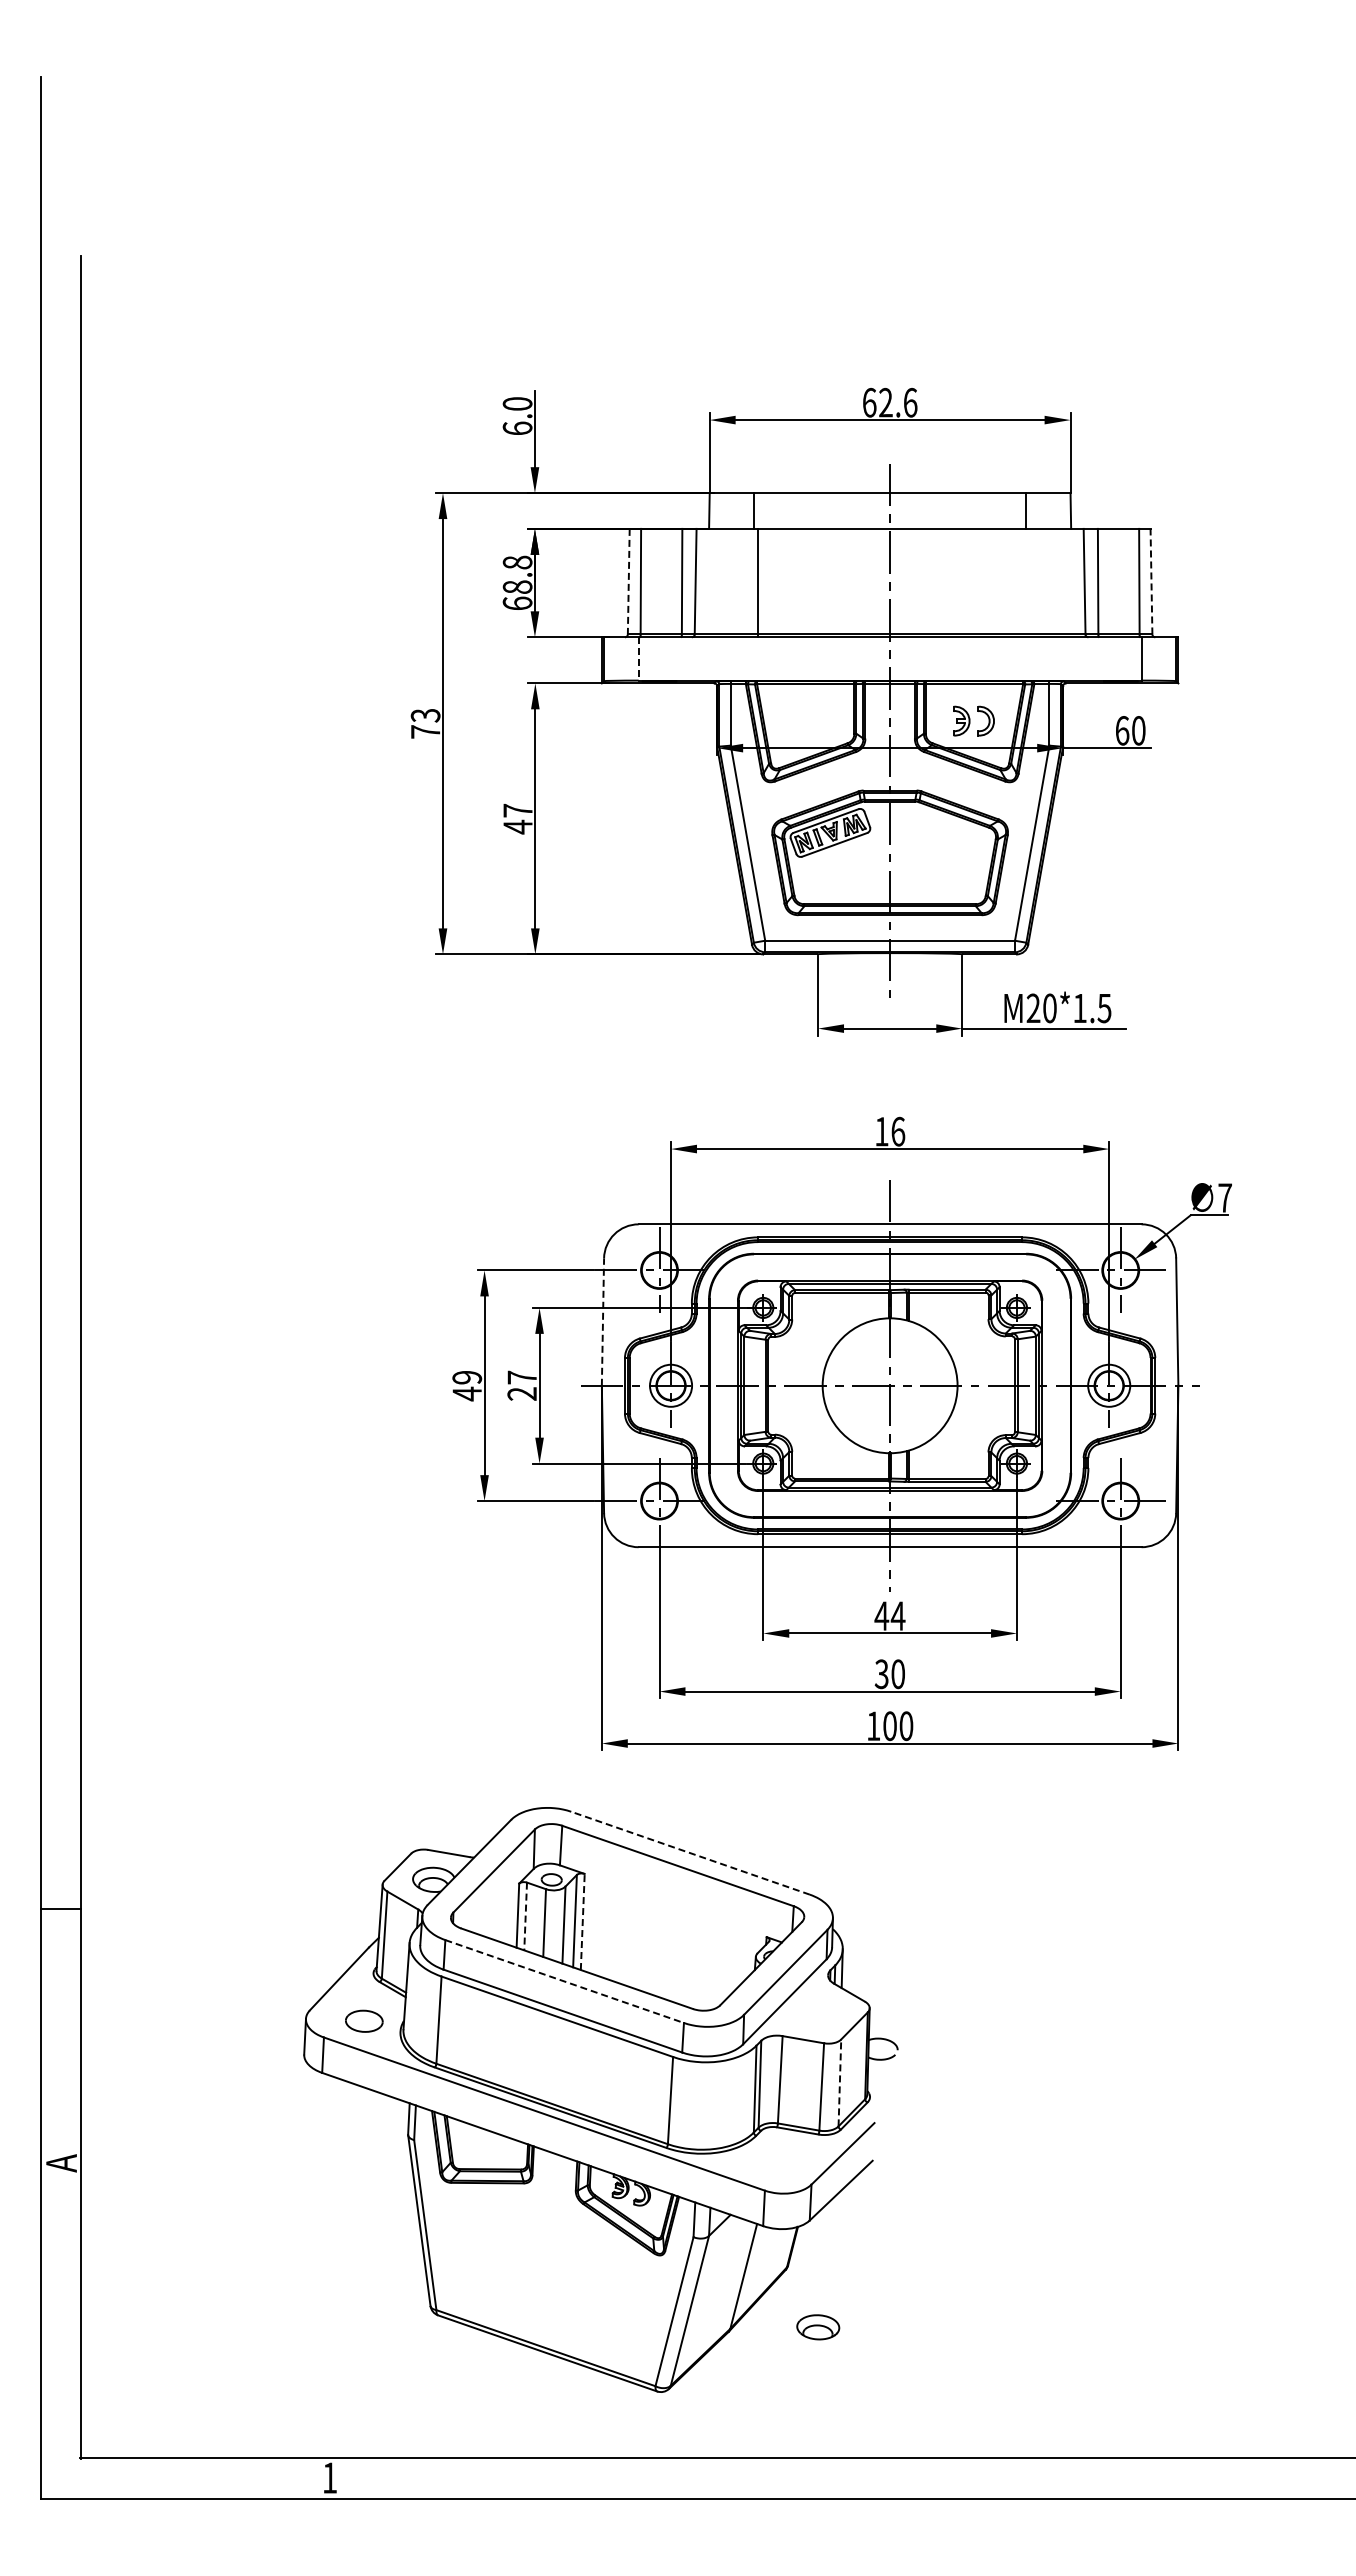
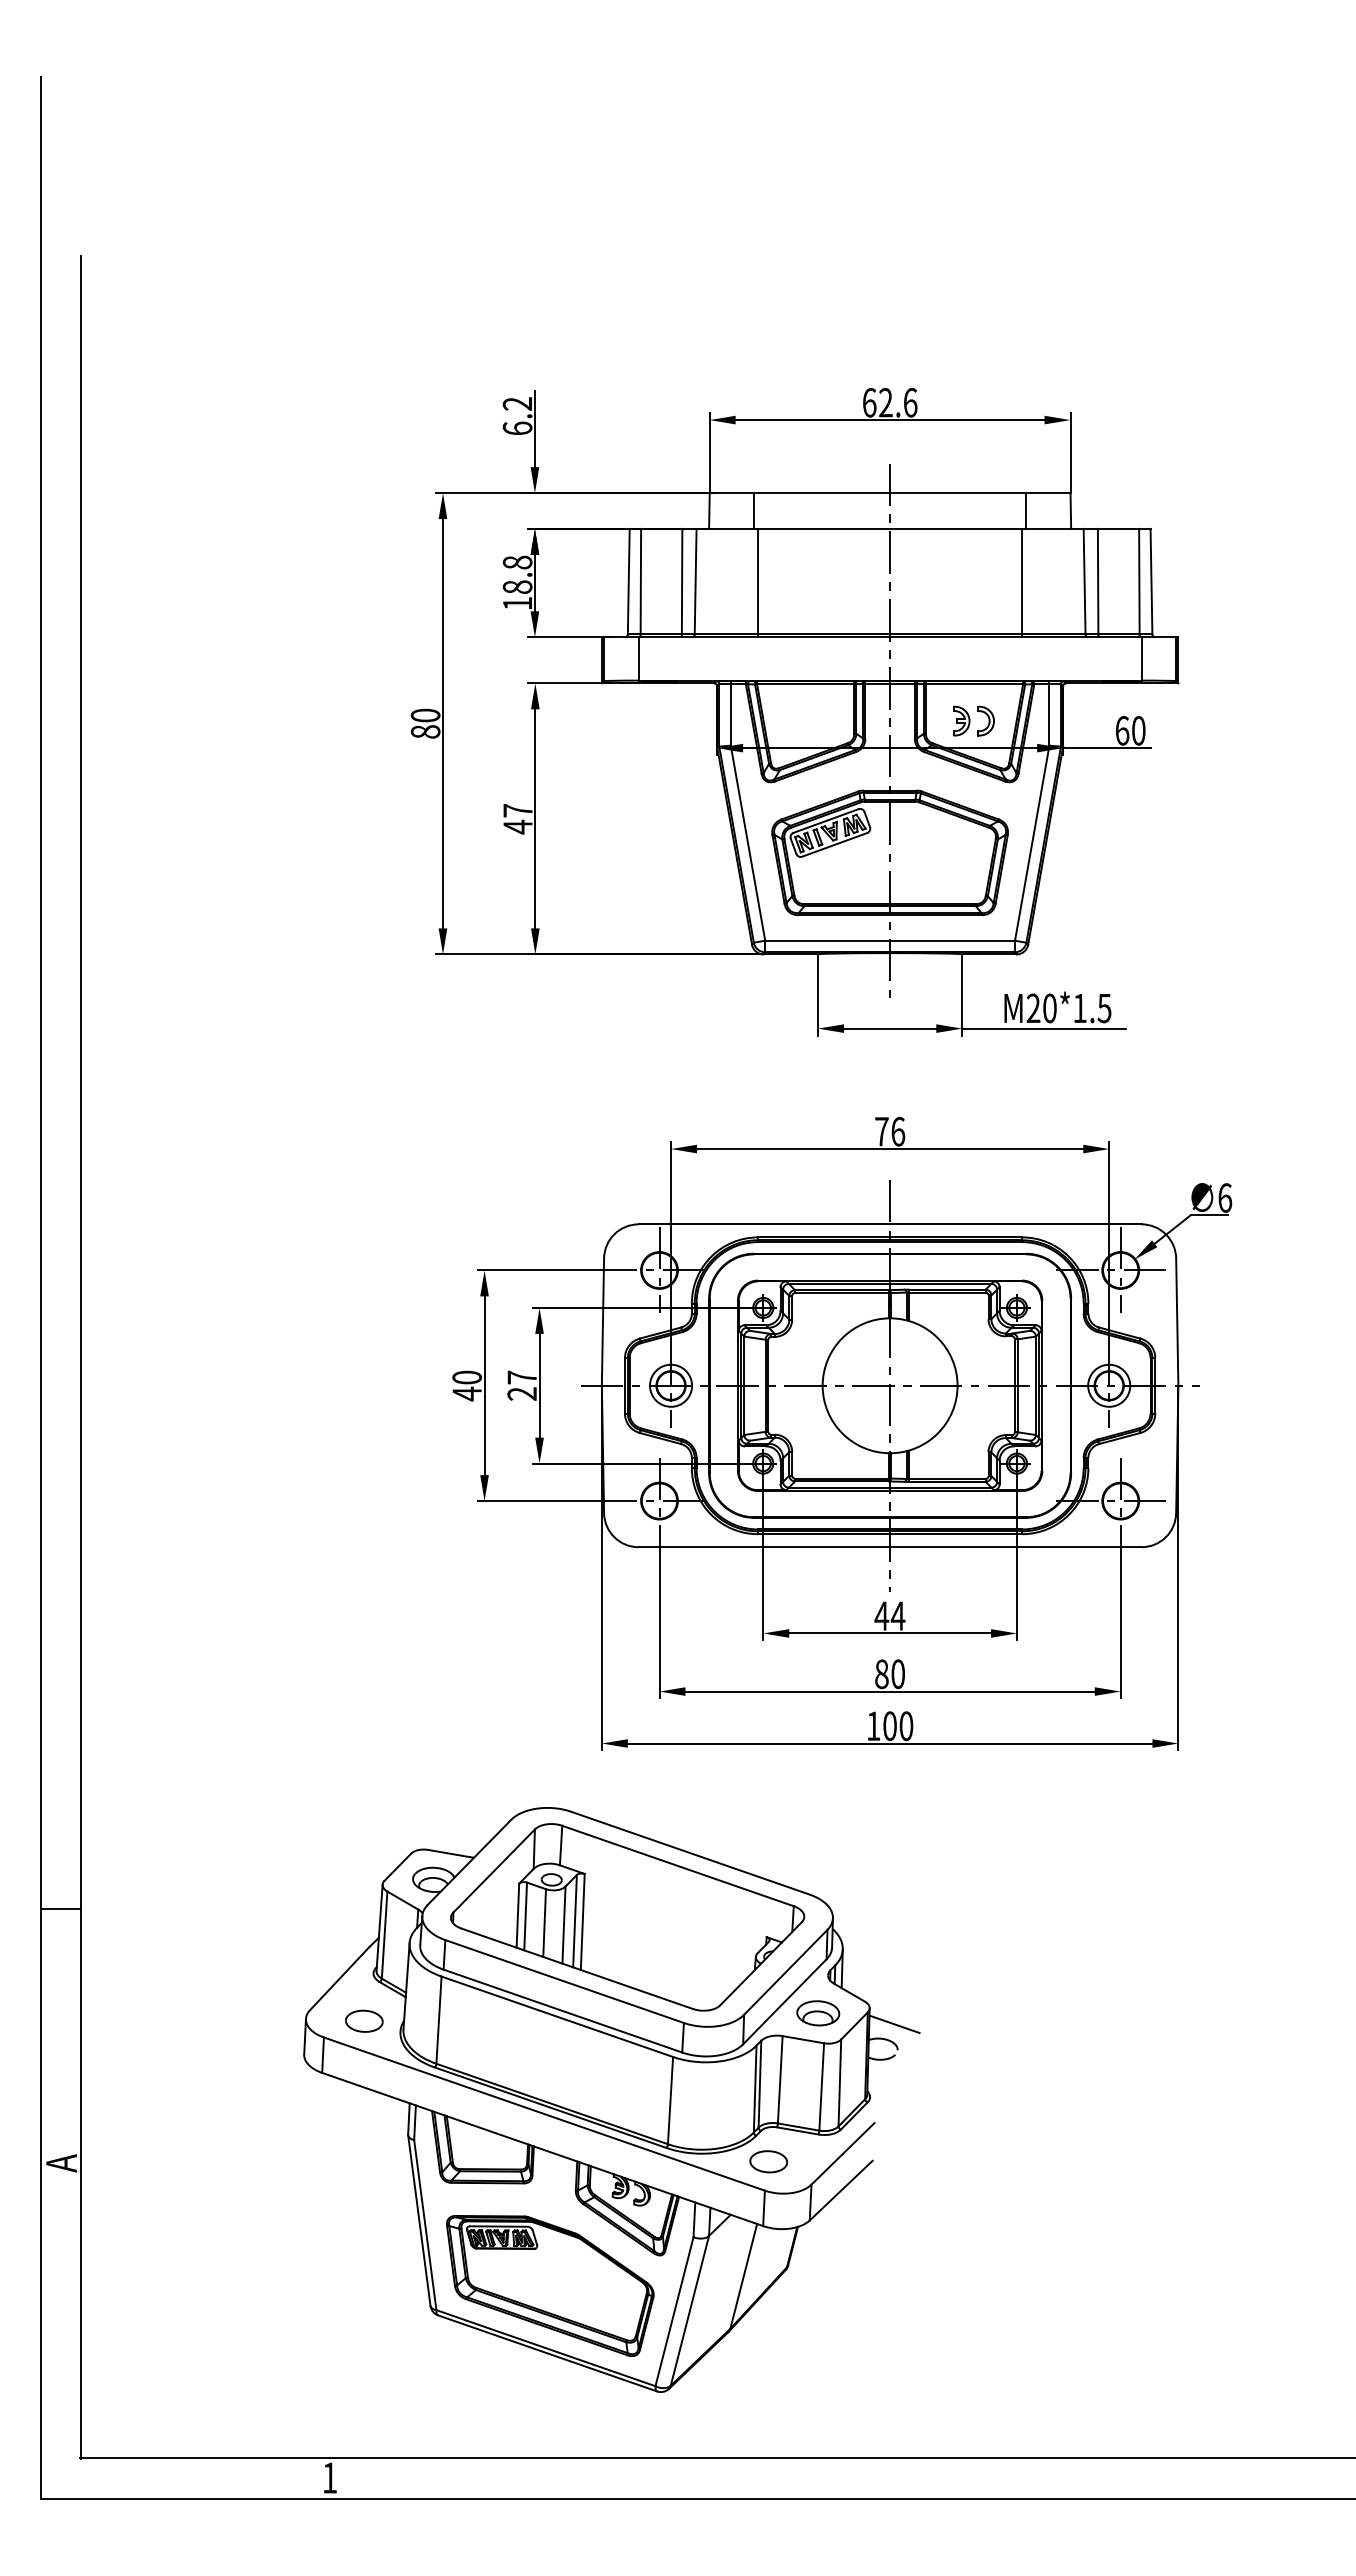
text: 6.0 -> 6.2 (517, 403)
line: dashed -> solid (628, 581)
line: dashed -> solid (1151, 581)
line: none -> present (1022, 582)
text: 68.8 -> 18.8 (517, 602)
line: dashed -> solid (638, 658)
text: 73 -> 80 (425, 723)
text: 16 -> 76 (881, 1131)
text: 7 -> 6 (1225, 1197)
line: dashed -> solid (602, 1322)
text: 49 -> 40 (467, 1377)
text: 30 -> 80 (881, 1673)
line: dashed -> solid (690, 1853)
line: dashed -> solid (525, 1916)
line: dashed -> solid (582, 1921)
line: dashed -> solid (565, 1981)
line: none -> present (894, 2024)
line: dashed -> solid (839, 2082)
part: none -> present (768, 2161)
part: none -> present (550, 2285)
part position: (818, 2327) -> (818, 2013) (818, 2013)
